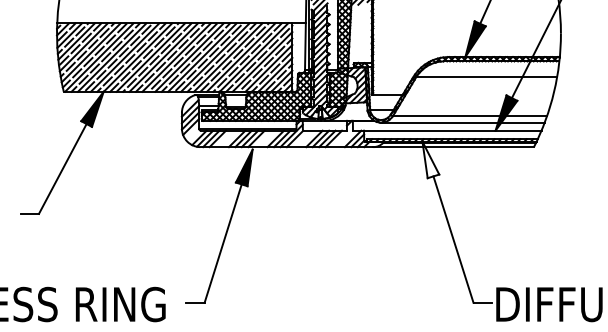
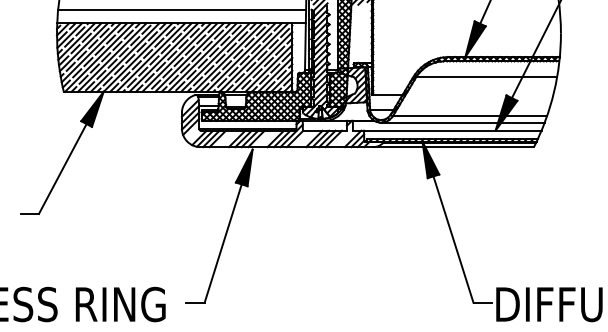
line: none -> present (182, 9)
fill: none -> present (430, 159)
